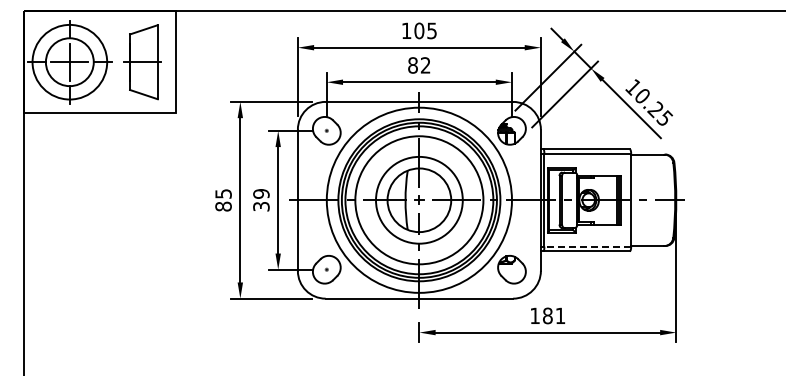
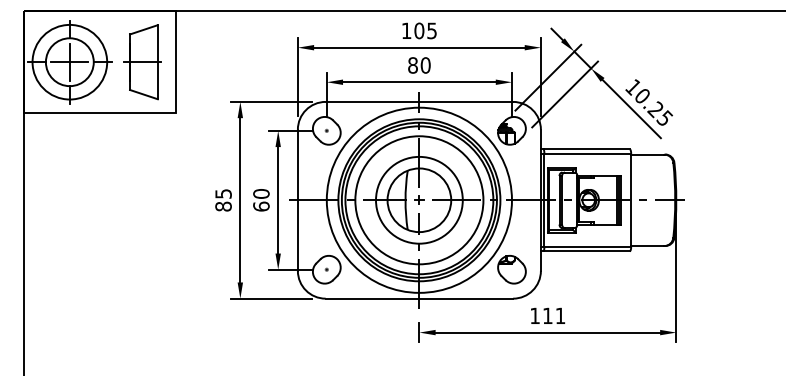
text: 82 -> 80 (425, 65)
text: 39 -> 60 (261, 200)
line: dashed -> solid (587, 246)
text: 181 -> 111 (547, 315)
